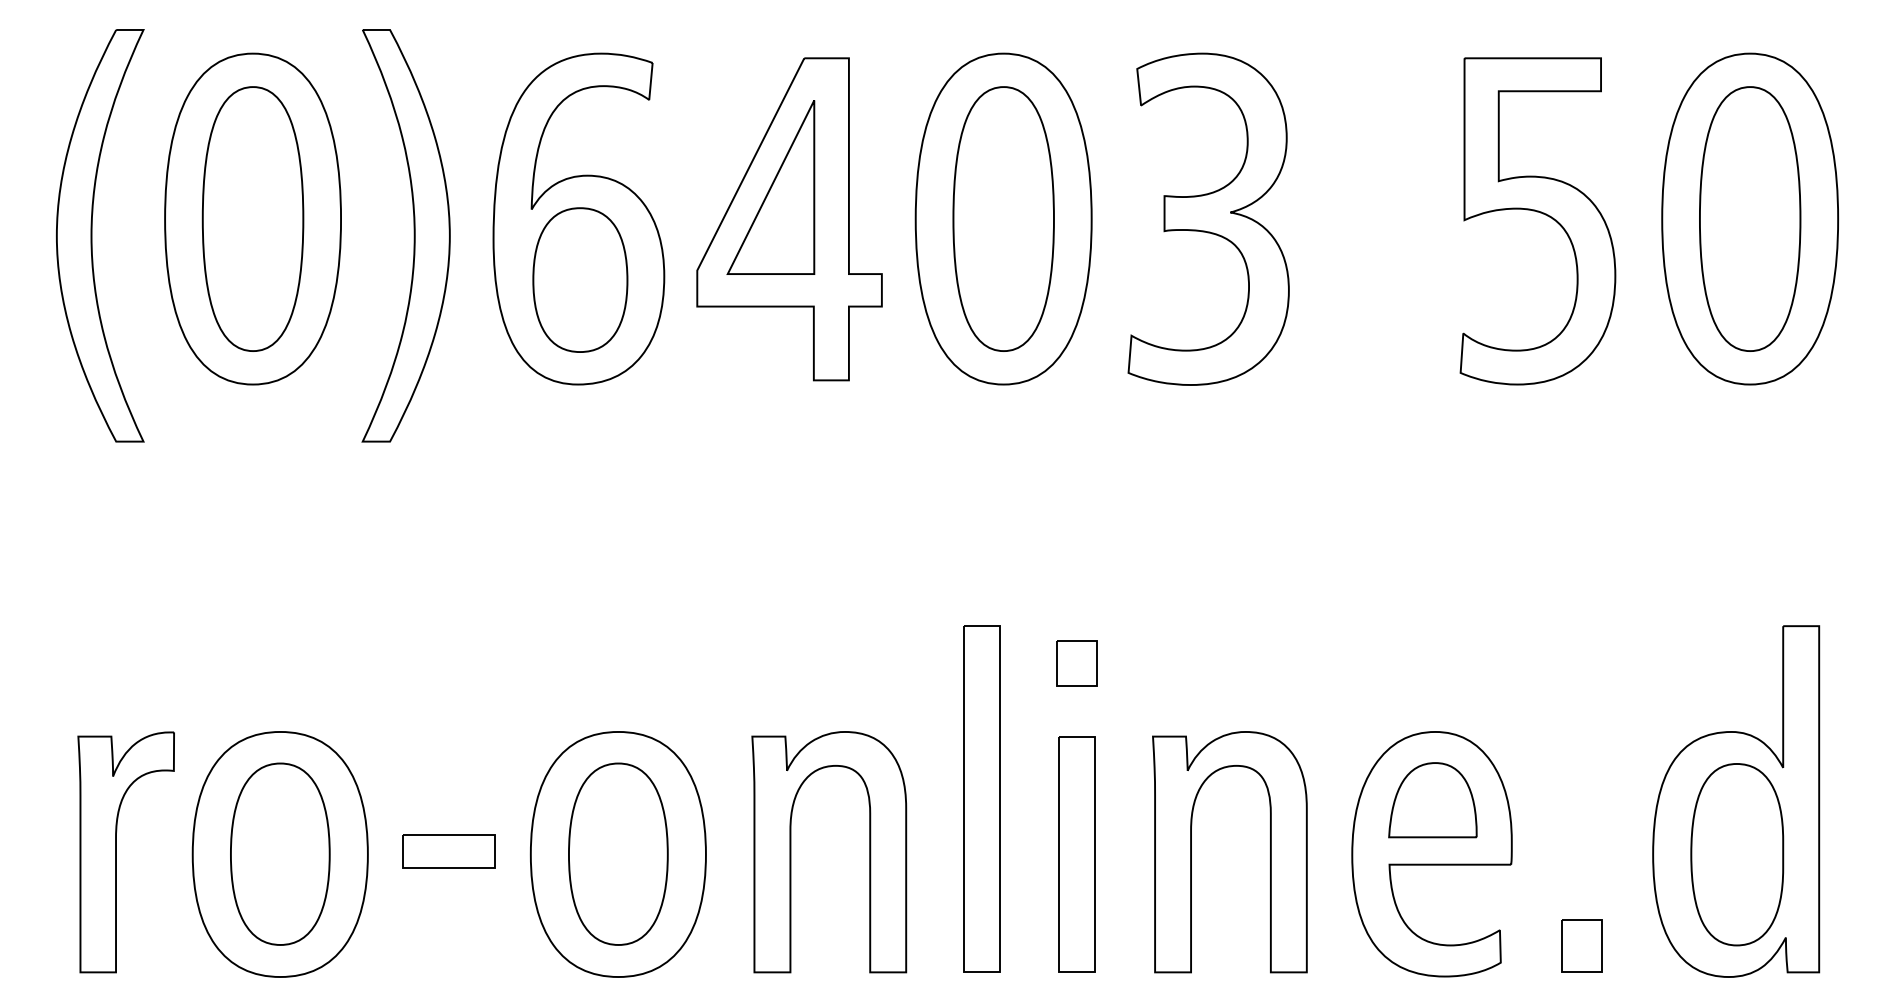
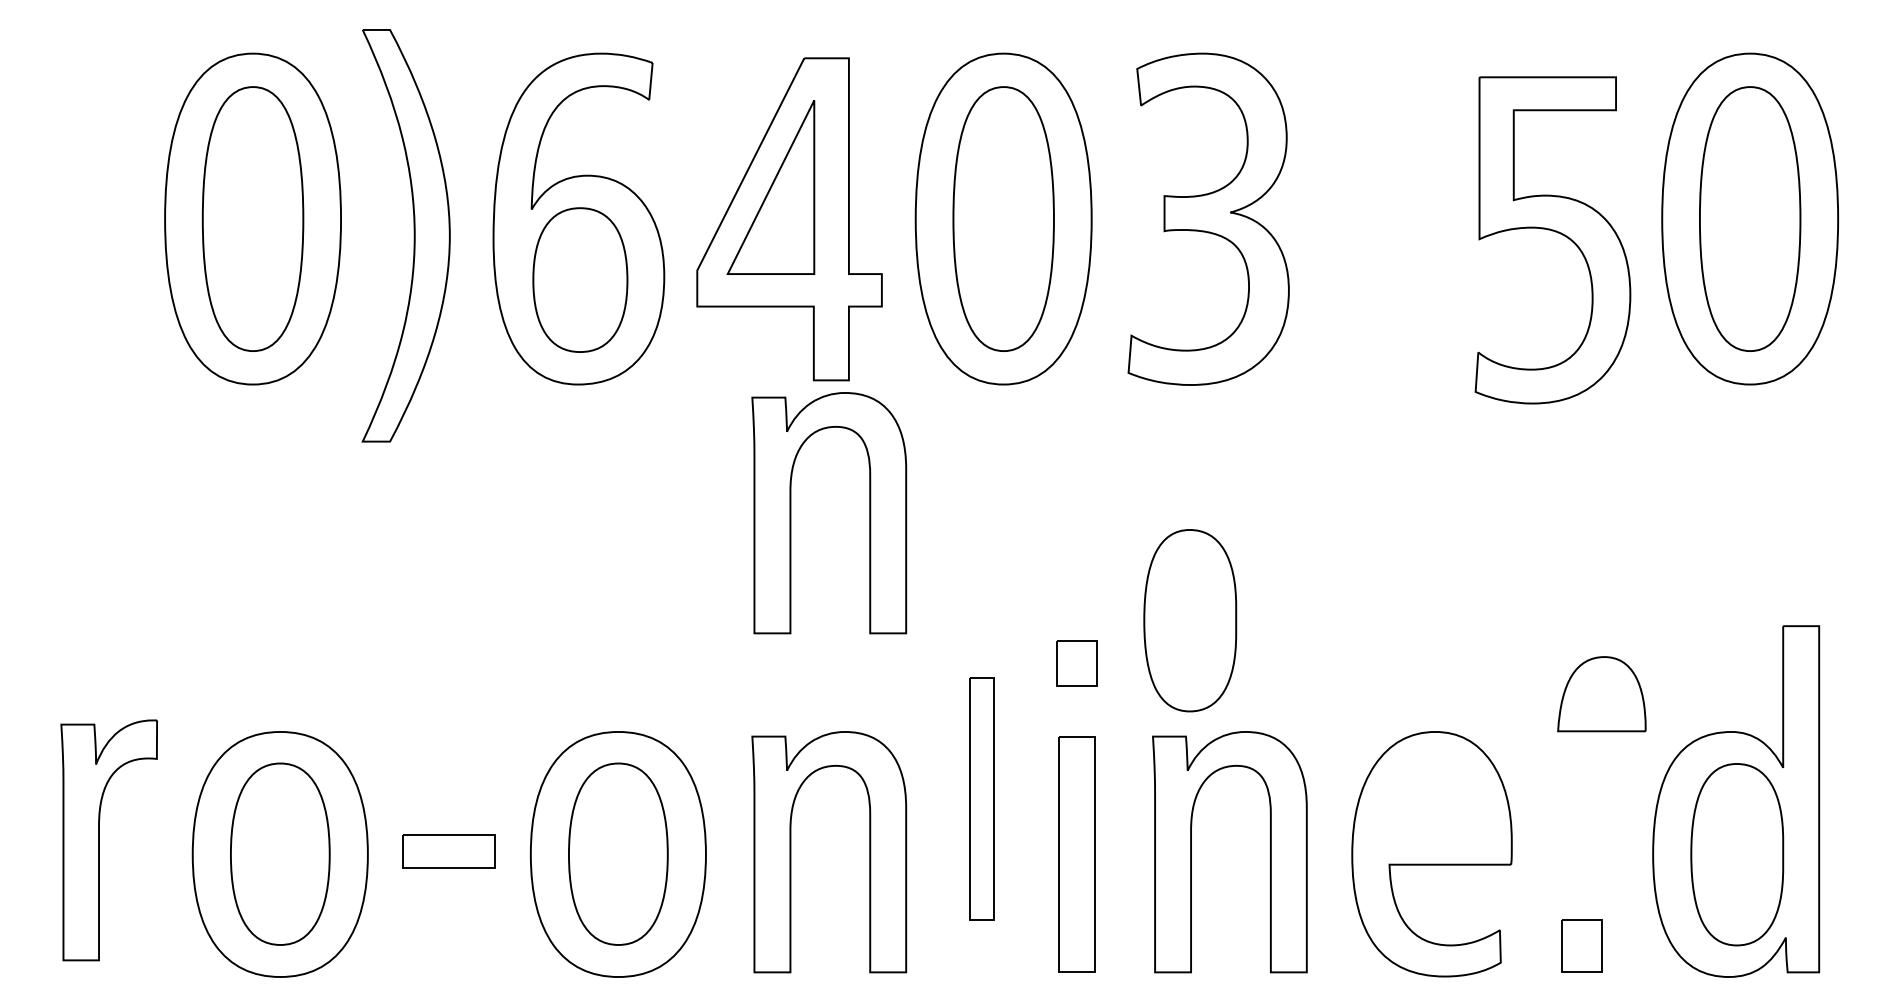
part position: (1540, 213) -> (1555, 232) (1555, 232)
part: present -> none (92, 235)
part: none -> present (791, 513)
part: none -> present (1190, 620)
part size: 38x348 px -> 26x244 px (981, 798)
part position: (1432, 800) -> (1601, 694) (1601, 694)
part position: (116, 852) -> (99, 840) (99, 840)
